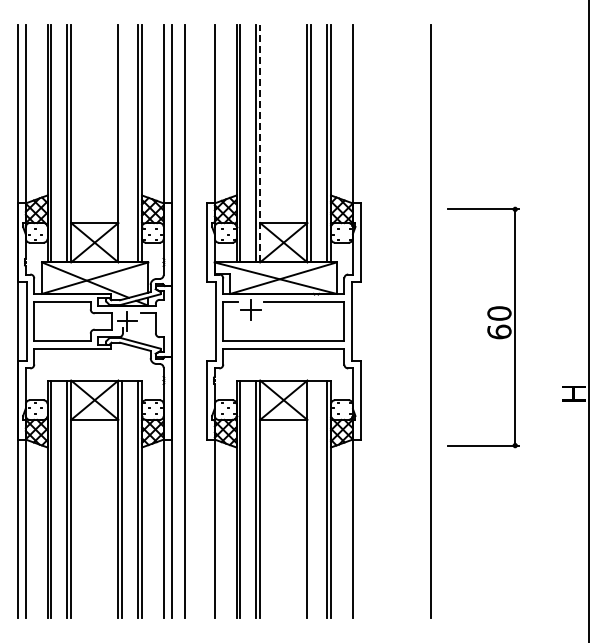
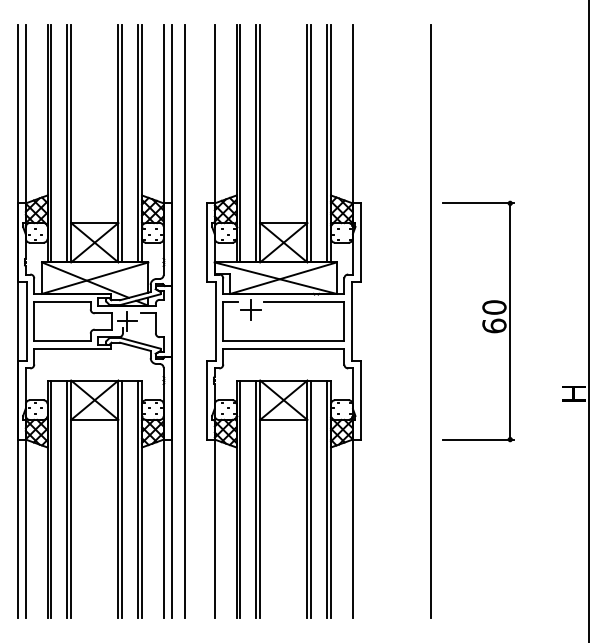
line: none -> present (122, 143)
line: dashed -> solid (260, 143)
part position: (483, 327) -> (478, 321) (478, 321)
line: none -> present (311, 498)
